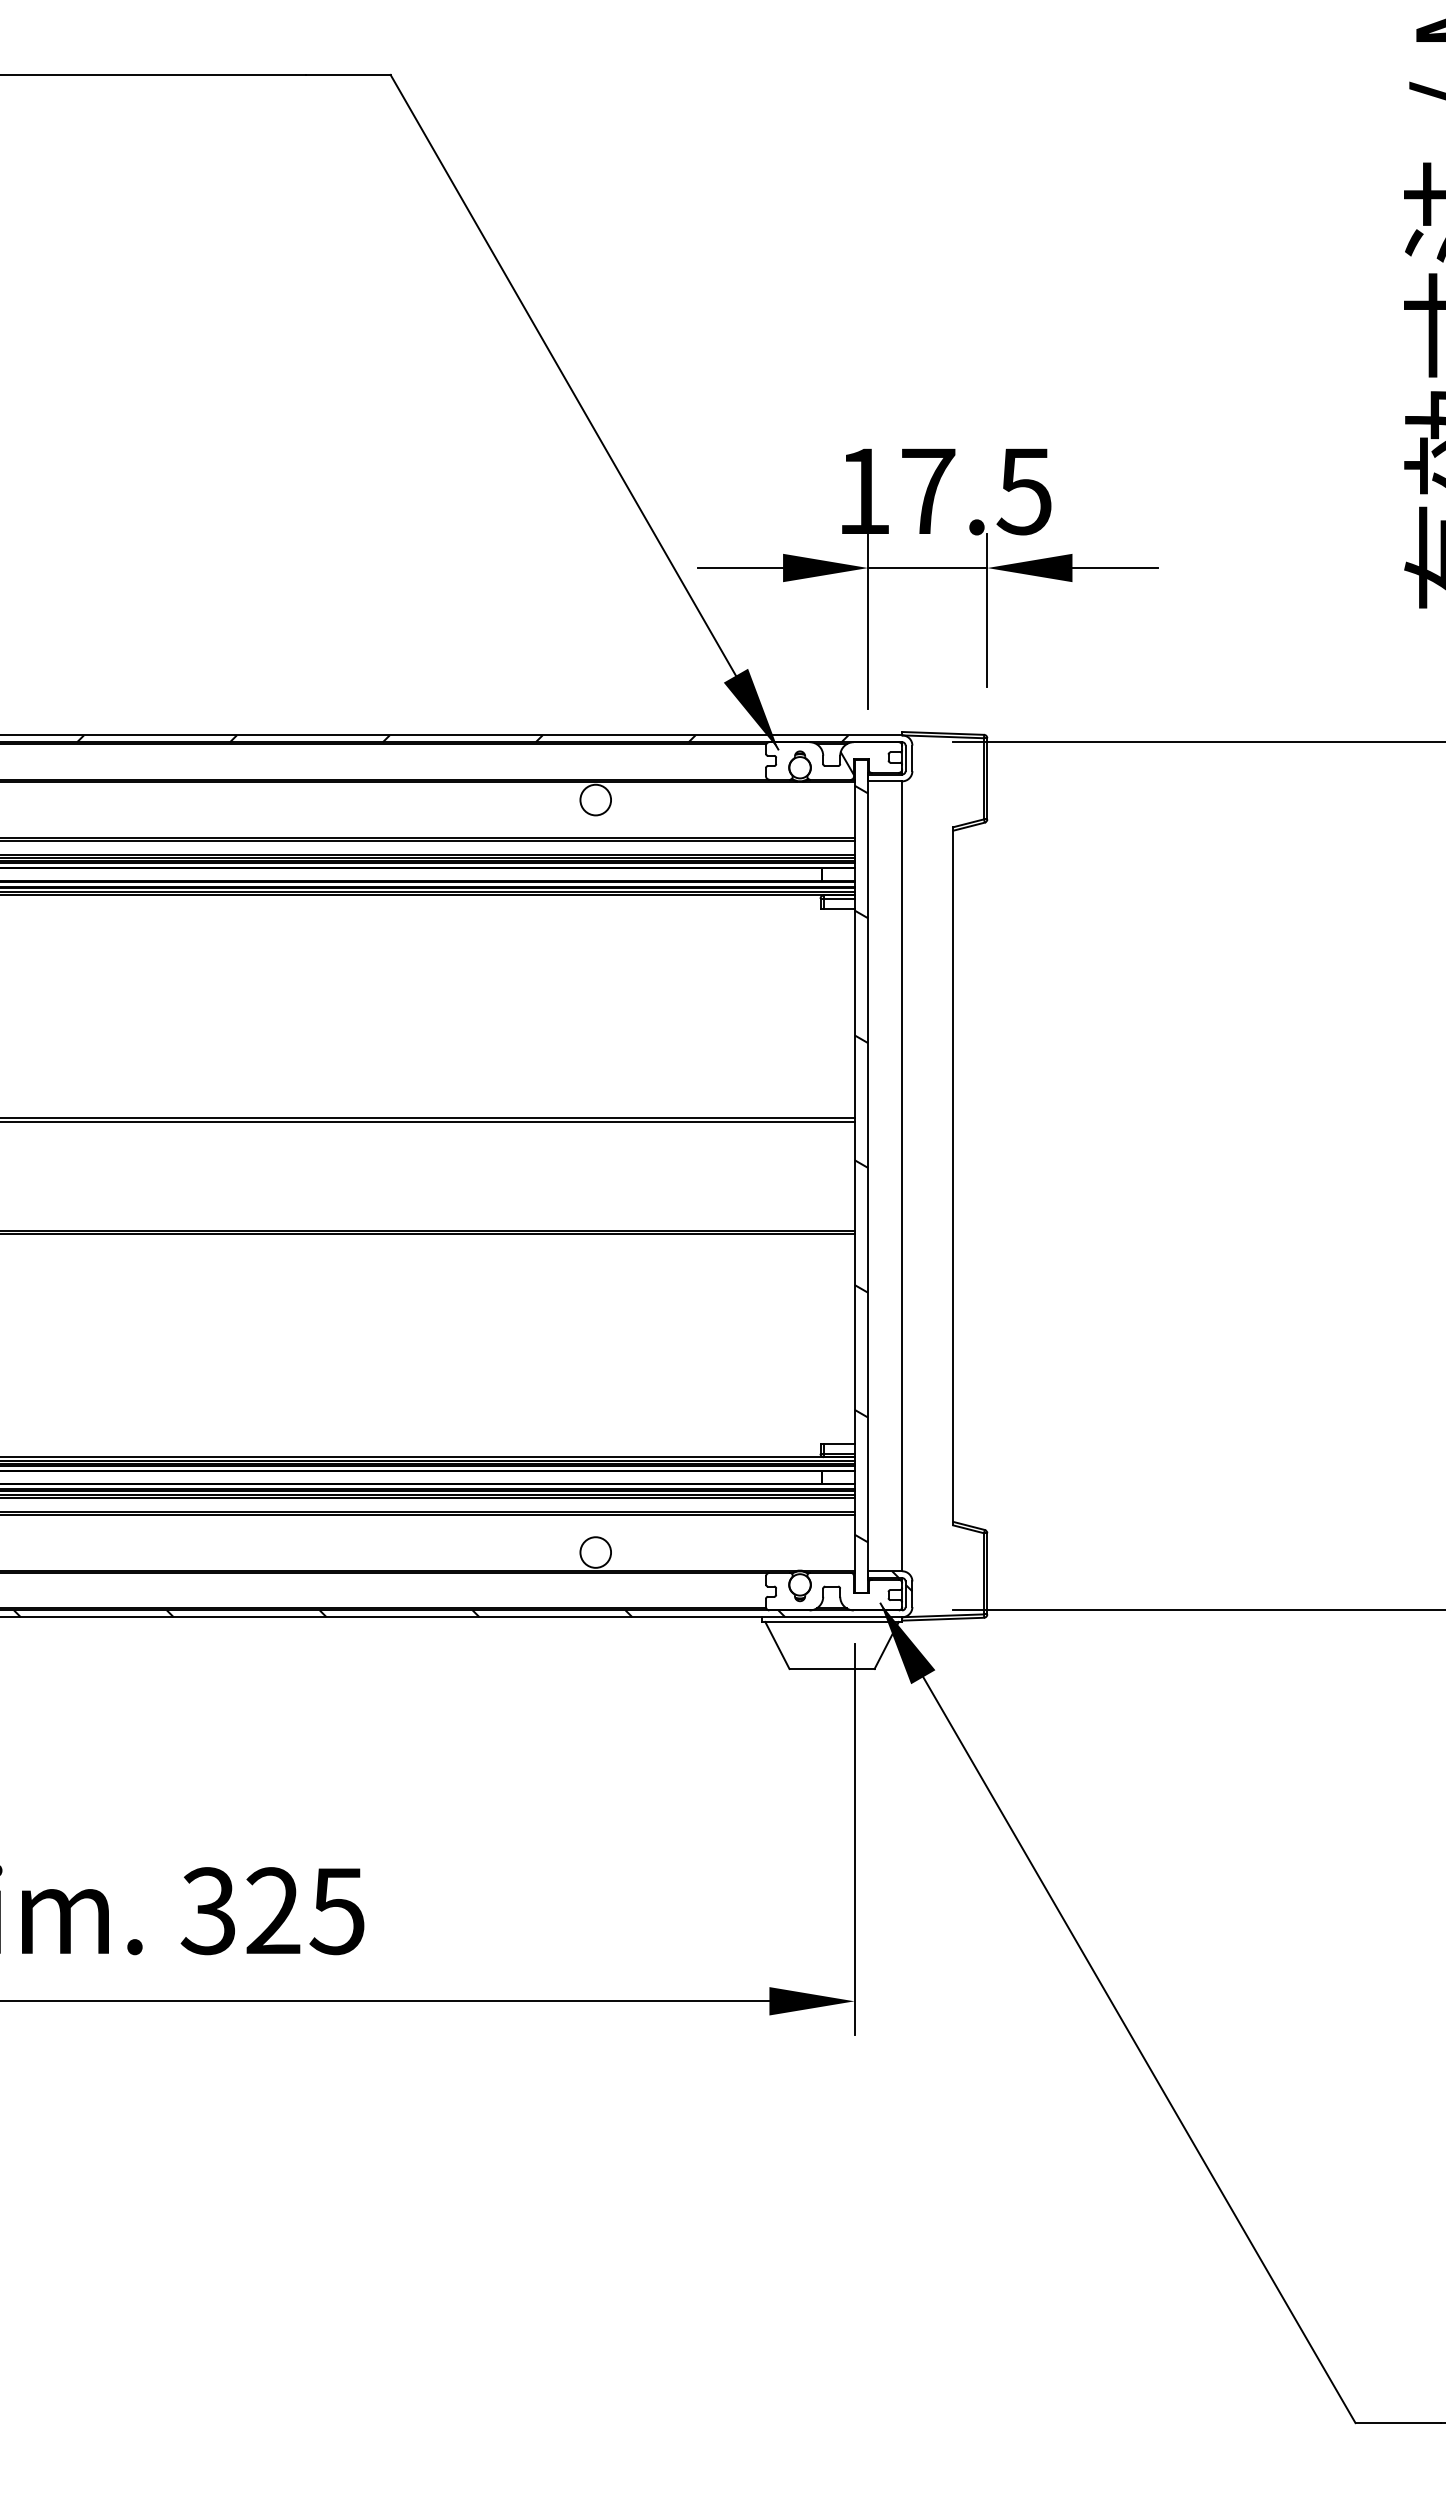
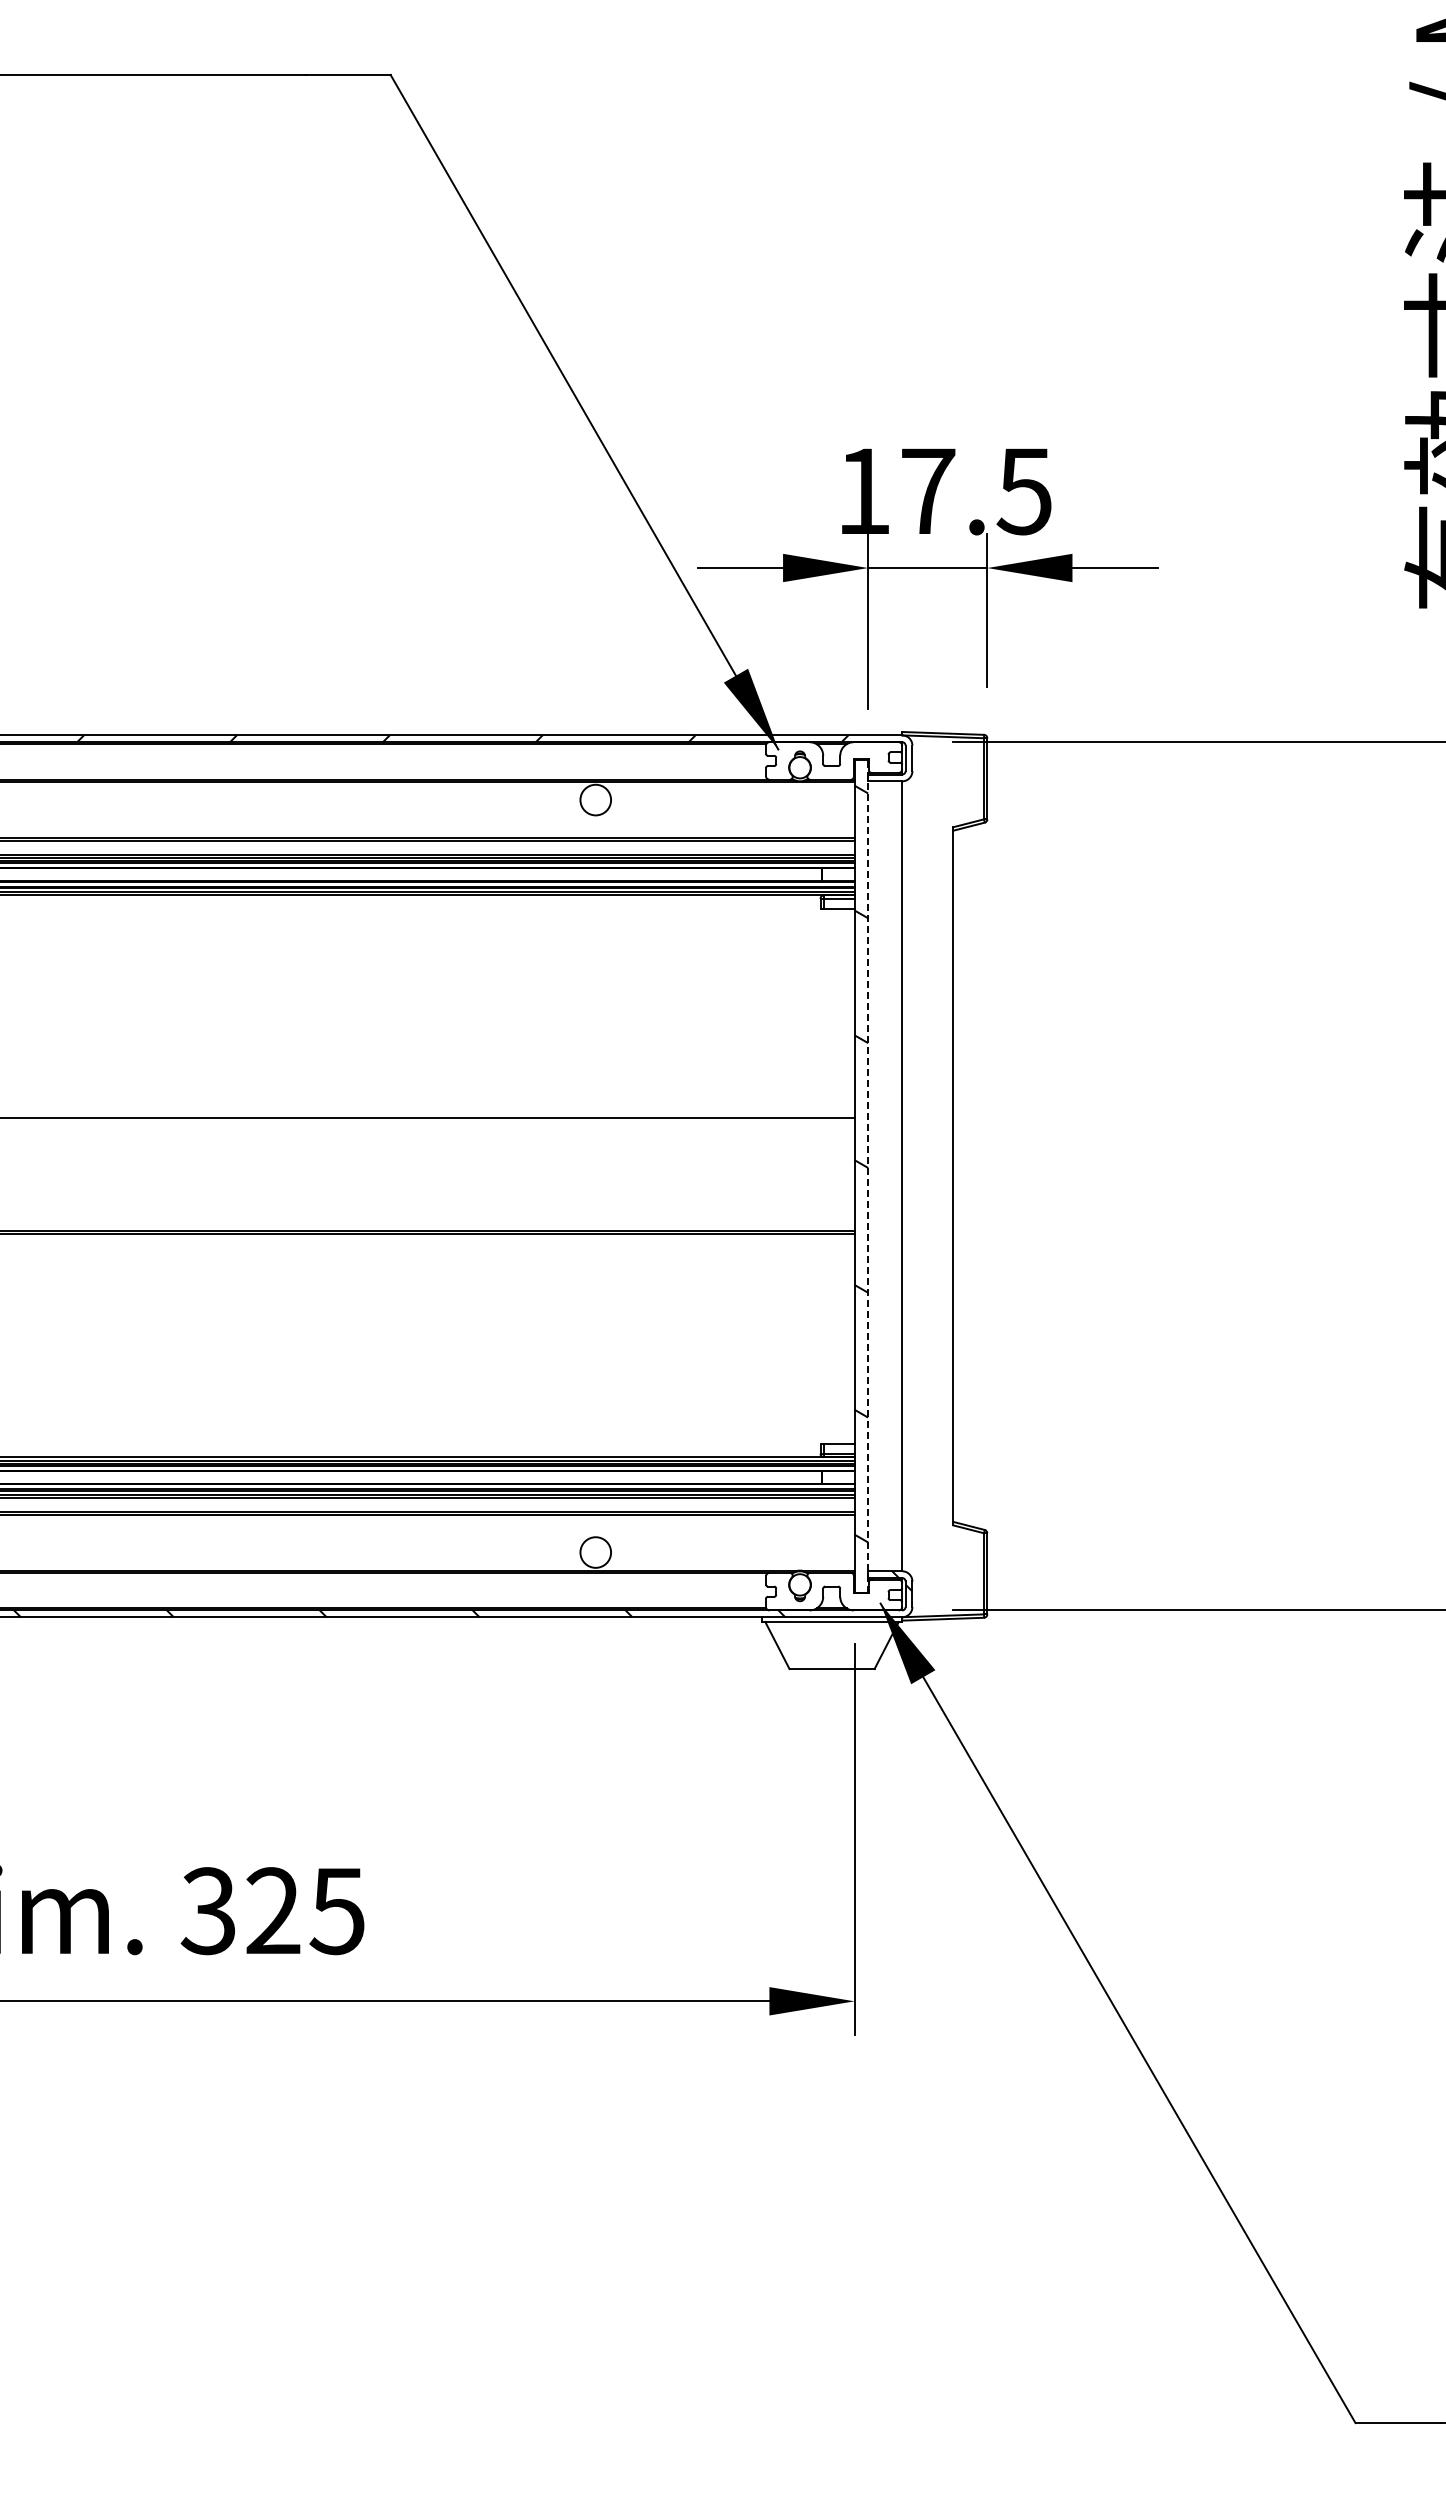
hatch: present -> none (846, 763)
line: present -> none (428, 1121)
line: solid -> dashed (868, 1175)
